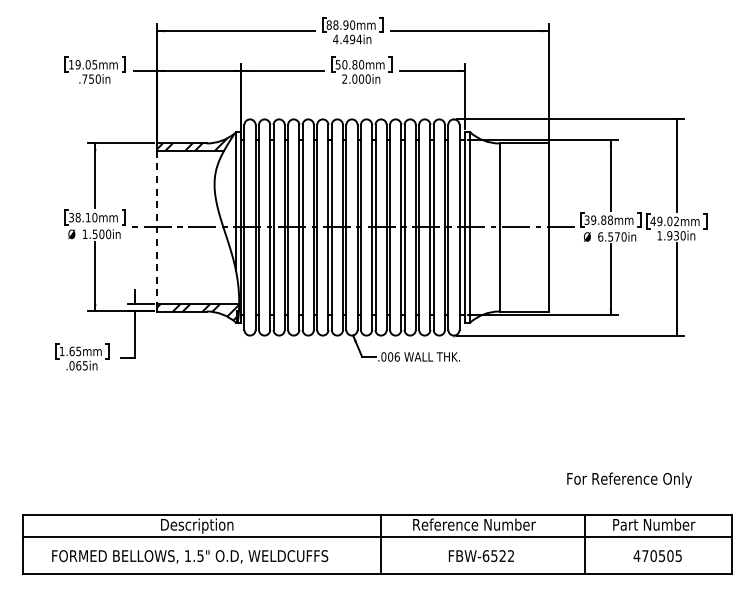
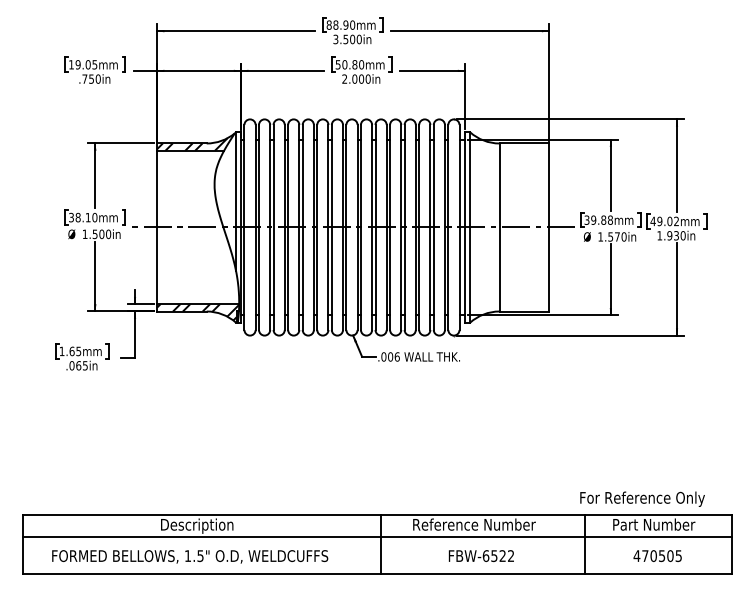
text: 4.494in -> 3.500in (347, 39)
line: dashed -> solid (157, 227)
text: 6.570in -> 1.570in (600, 236)
text position: (629, 479) -> (642, 498) (642, 498)
